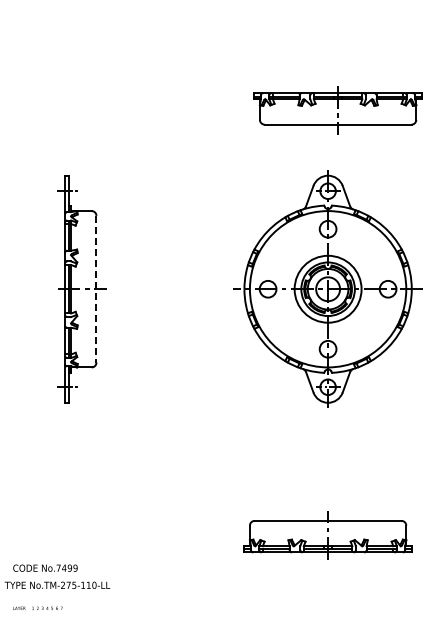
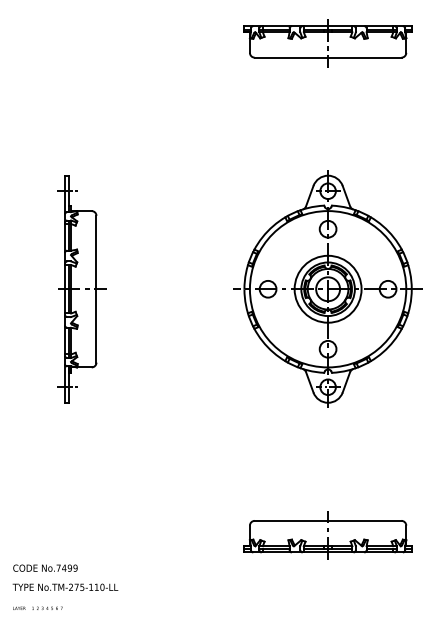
part position: (337, 110) -> (327, 43) (327, 43)
line: dashed -> solid (96, 289)
text position: (57, 584) -> (65, 586) (65, 586)
